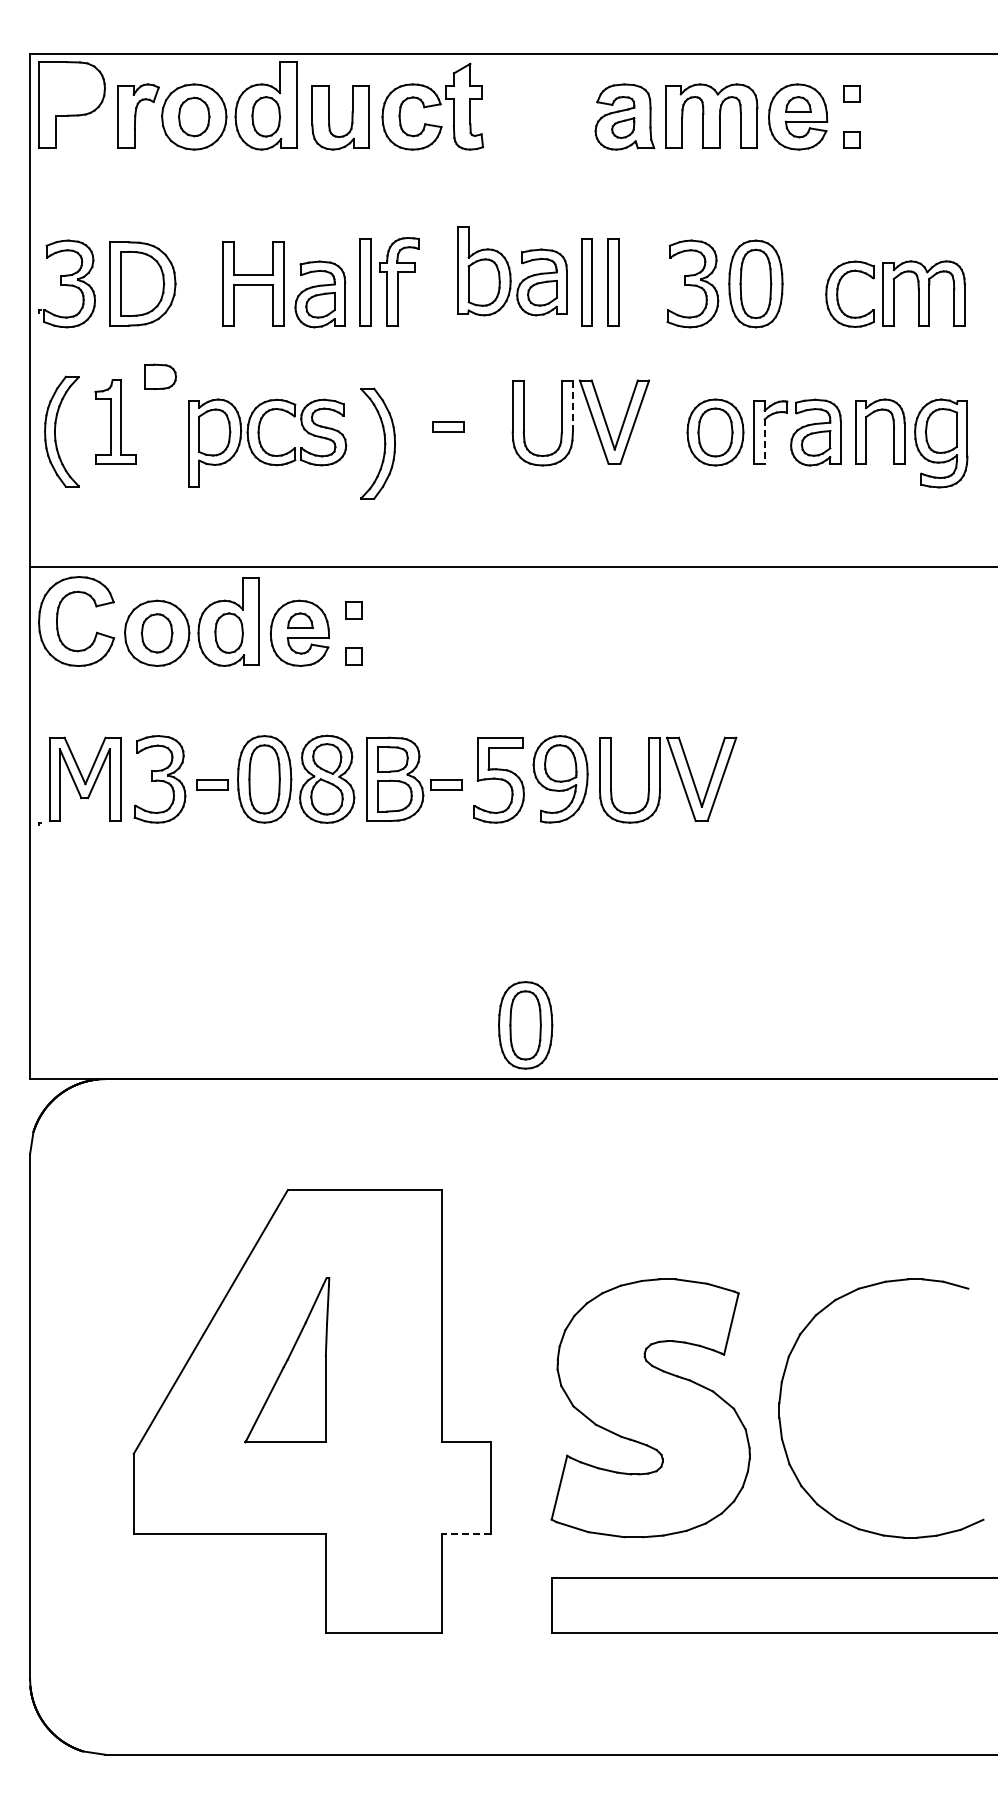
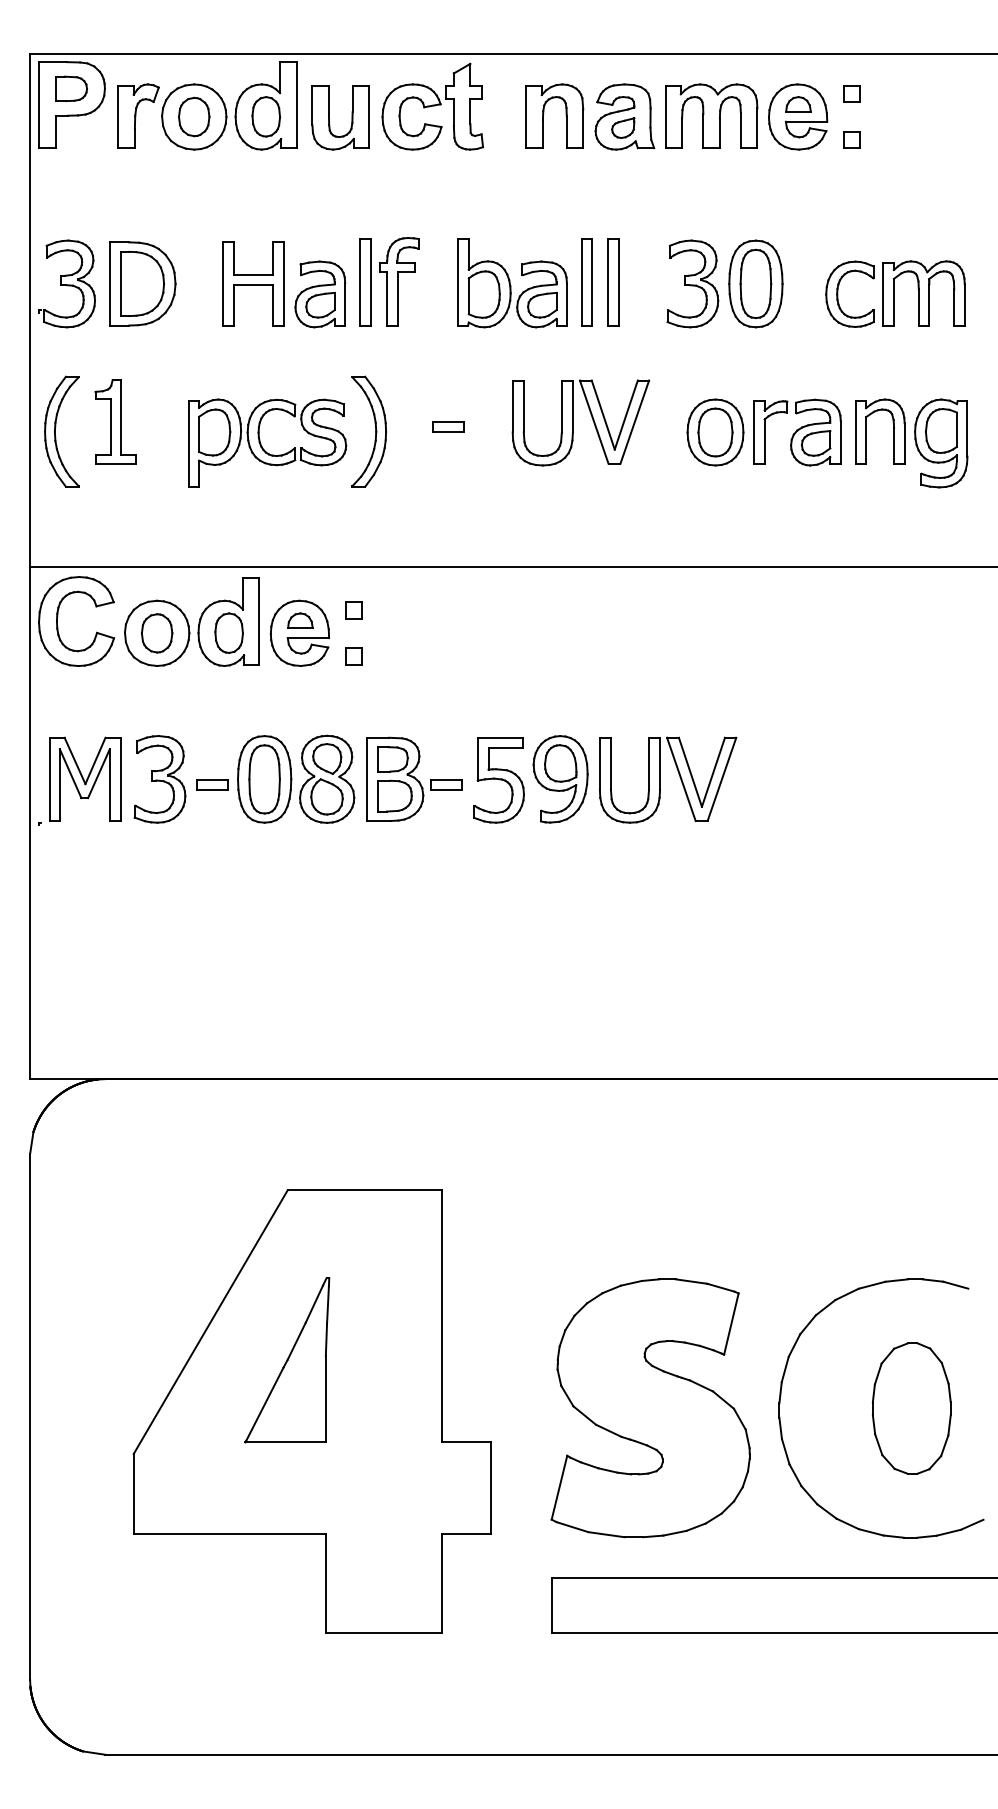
part: none -> present (544, 113)
part position: (512, 271) -> (512, 283) (512, 283)
part position: (160, 376) -> (71, 88) (71, 88)
line: dashed -> solid (572, 406)
line: dashed -> solid (764, 442)
part position: (384, 443) -> (375, 431) (375, 431)
part: present -> none (525, 1025)
part: none -> present (911, 1408)
line: dashed -> solid (466, 1533)
